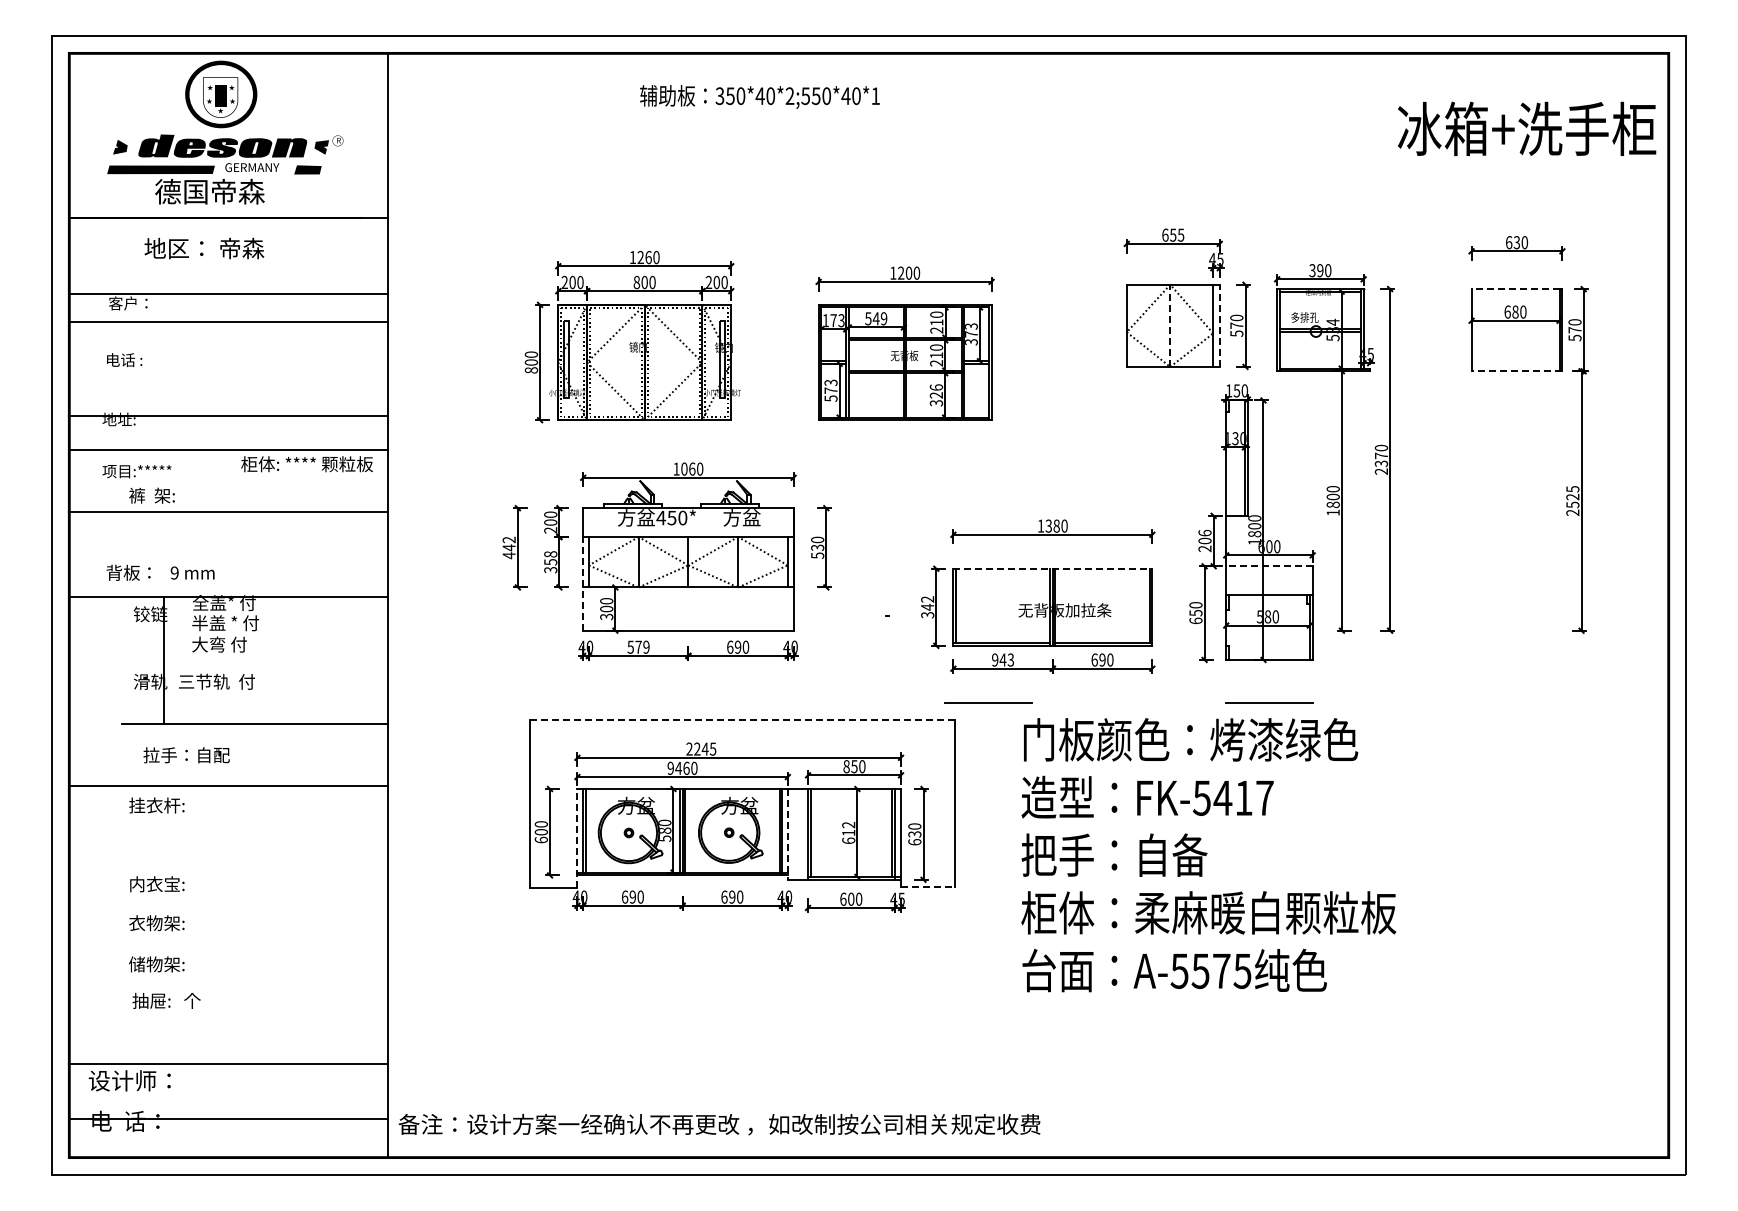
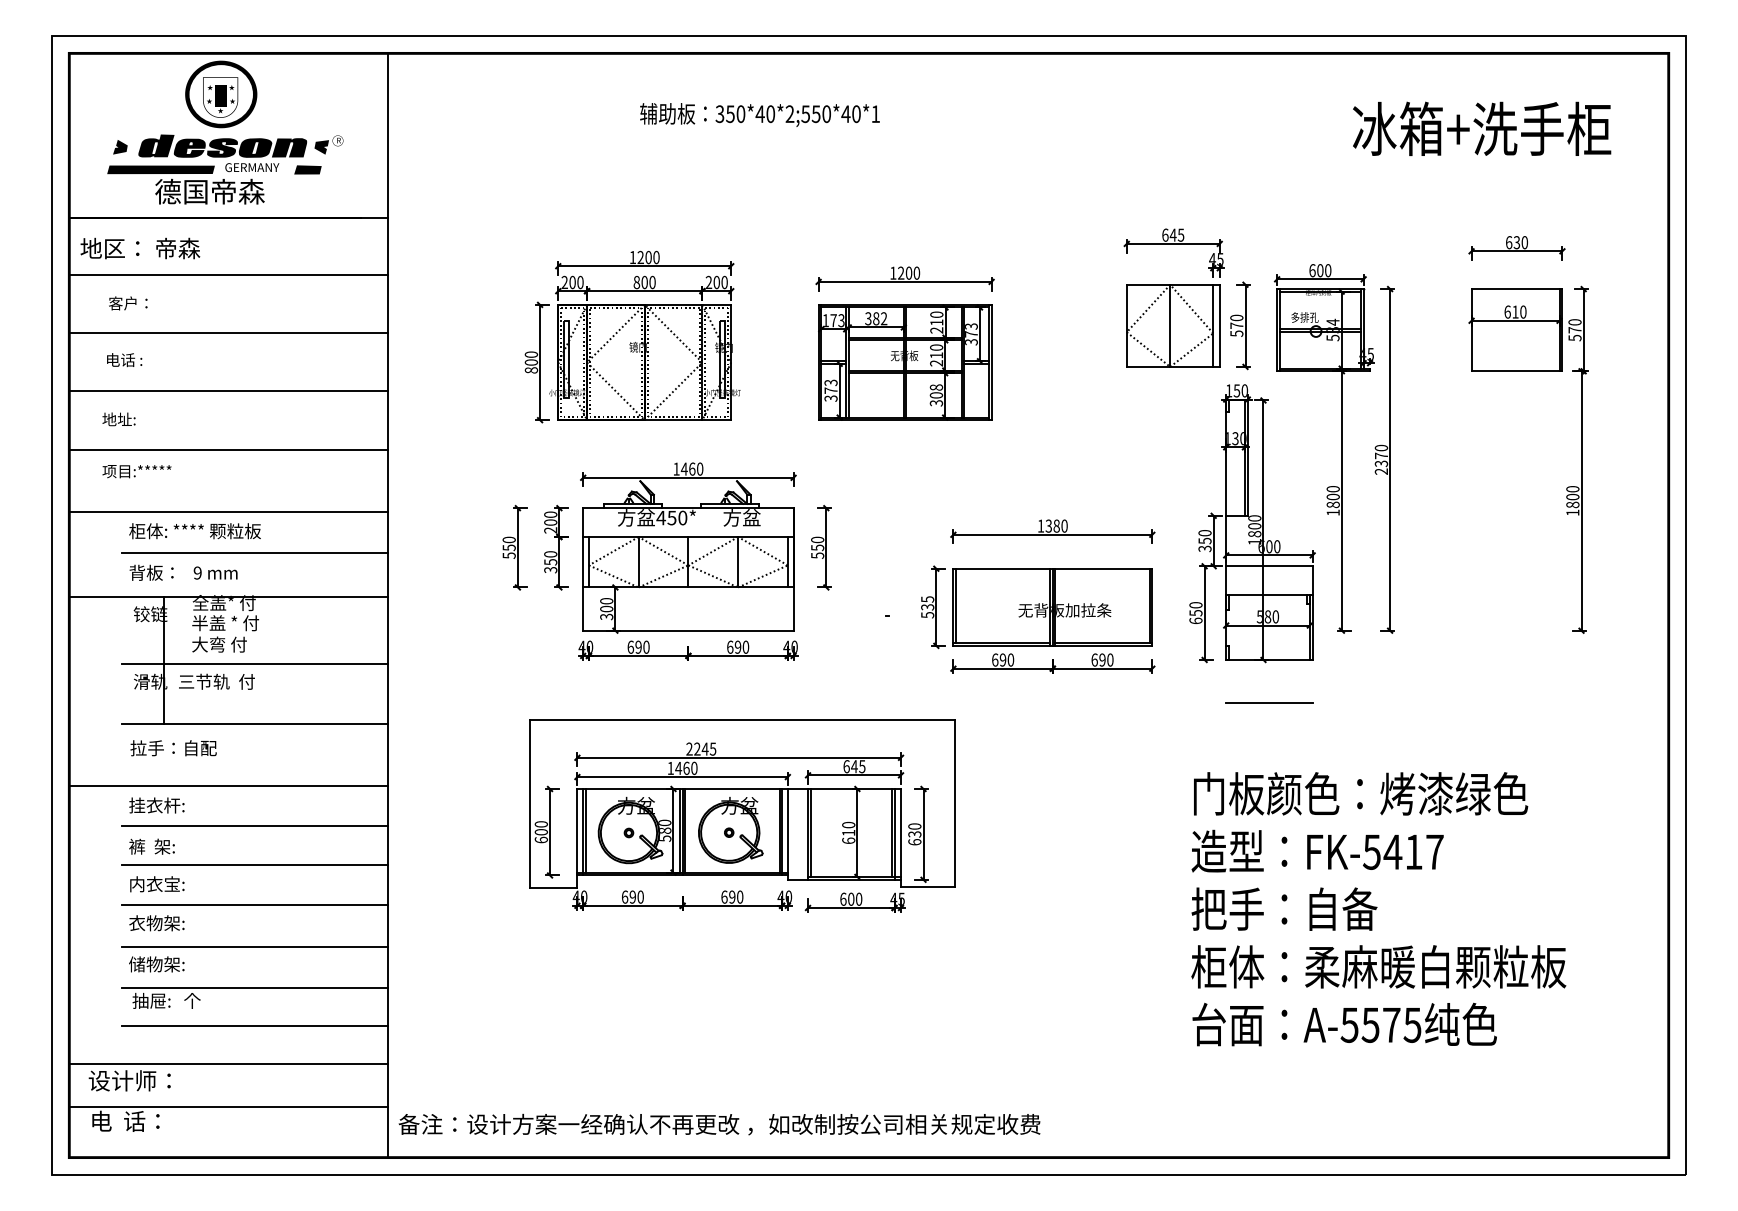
text position: (759, 96) -> (759, 114) (759, 114)
text position: (1527, 128) -> (1482, 128) (1482, 128)
text: 655 -> 645 (1172, 234)
text position: (204, 248) -> (140, 248) (140, 248)
text: 1260 -> 1200 (648, 257)
text: 390 -> 600 (1316, 270)
line: dashed -> solid (1515, 289)
line position: (228, 294) -> (228, 275) (228, 275)
text: 680 -> 610 (1515, 311)
text: 549 -> 382 (876, 318)
line position: (229, 321) -> (229, 332) (229, 332)
line: dashed -> solid (1170, 325)
line: dashed -> solid (1219, 325)
line: dashed -> solid (1516, 371)
text: 326 -> 308 (936, 391)
text: 573 -> 373 (830, 398)
line position: (228, 416) -> (228, 391) (228, 391)
text position: (306, 464) -> (194, 531) (194, 531)
text: 1060 -> 1460 (683, 468)
text position: (151, 495) -> (151, 846) (151, 846)
text: 2525 -> 1800 (1572, 500)
text: 206 -> 350 (1204, 540)
text: 442 -> 550 (508, 547)
text: 530 -> 550 (817, 547)
line: none -> present (254, 552)
text: 358 -> 350 (550, 554)
line: dashed -> solid (1268, 566)
line: dashed -> solid (1053, 568)
text position: (160, 572) -> (183, 572) (183, 572)
line: dashed -> solid (583, 583)
text: 342 -> 535 (927, 607)
text: 579 -> 690 (638, 646)
text: 943 -> 690 (1003, 659)
line: none -> present (254, 663)
line: present -> none (988, 702)
line: dashed -> solid (742, 720)
text position: (186, 755) -> (173, 748) (173, 748)
text: 850 -> 645 (854, 766)
text: 9460 -> 1460 (670, 767)
text: 612 -> 610 (848, 824)
line: none -> present (254, 825)
line: dashed -> solid (787, 834)
line: dashed -> solid (577, 838)
text position: (1208, 855) -> (1378, 909) (1378, 909)
line: none -> present (254, 864)
line: dashed -> solid (928, 887)
line: none -> present (254, 905)
line: none -> present (254, 947)
line: none -> present (254, 988)
line: none -> present (254, 1025)
line position: (228, 1118) -> (228, 1106) (228, 1106)
